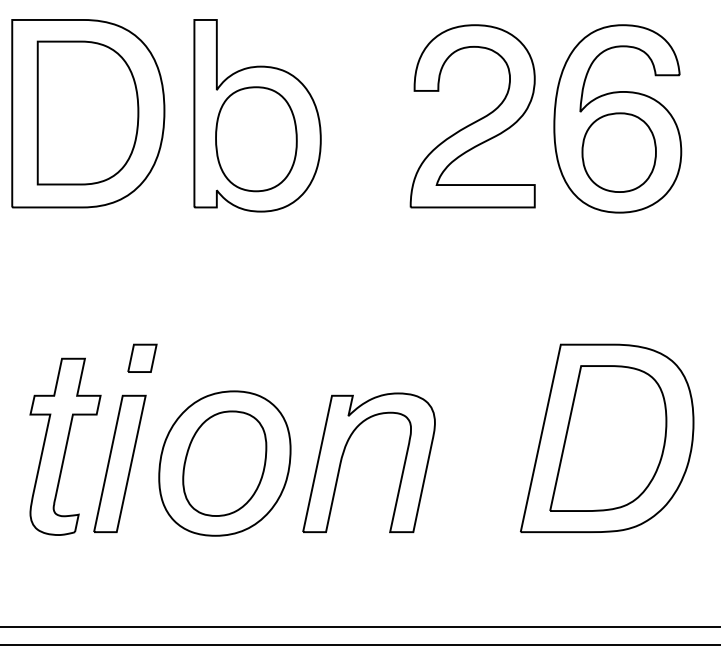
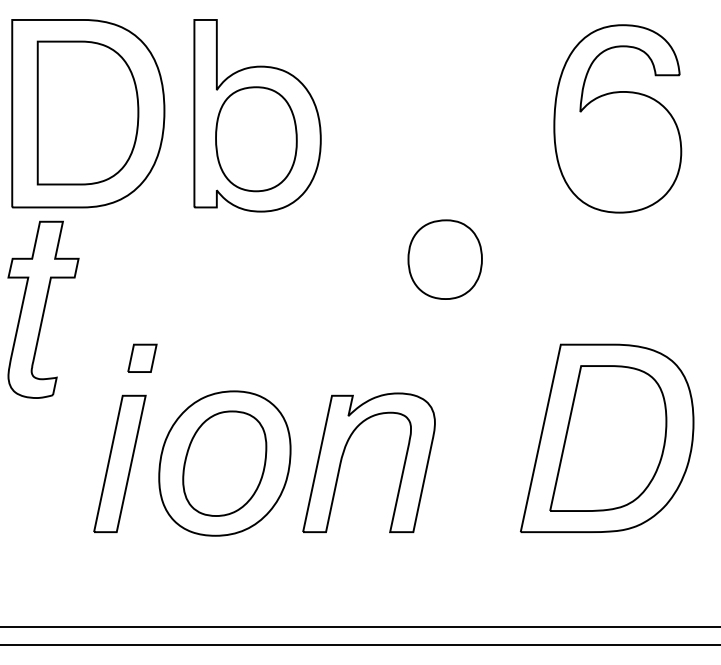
part: present -> none (472, 116)
part position: (618, 152) -> (444, 259) (444, 259)
part position: (65, 446) -> (43, 309) (43, 309)
